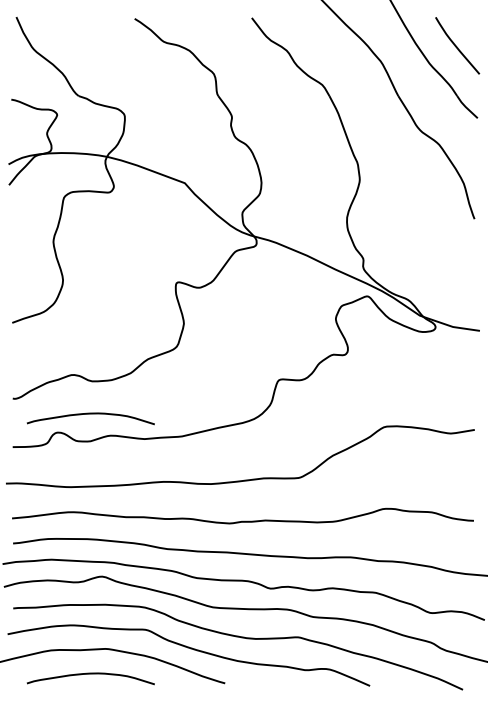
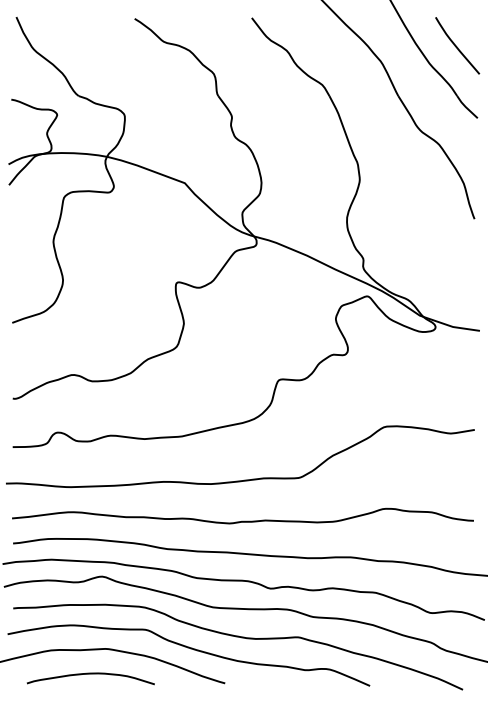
curve: present -> none (90, 414)
